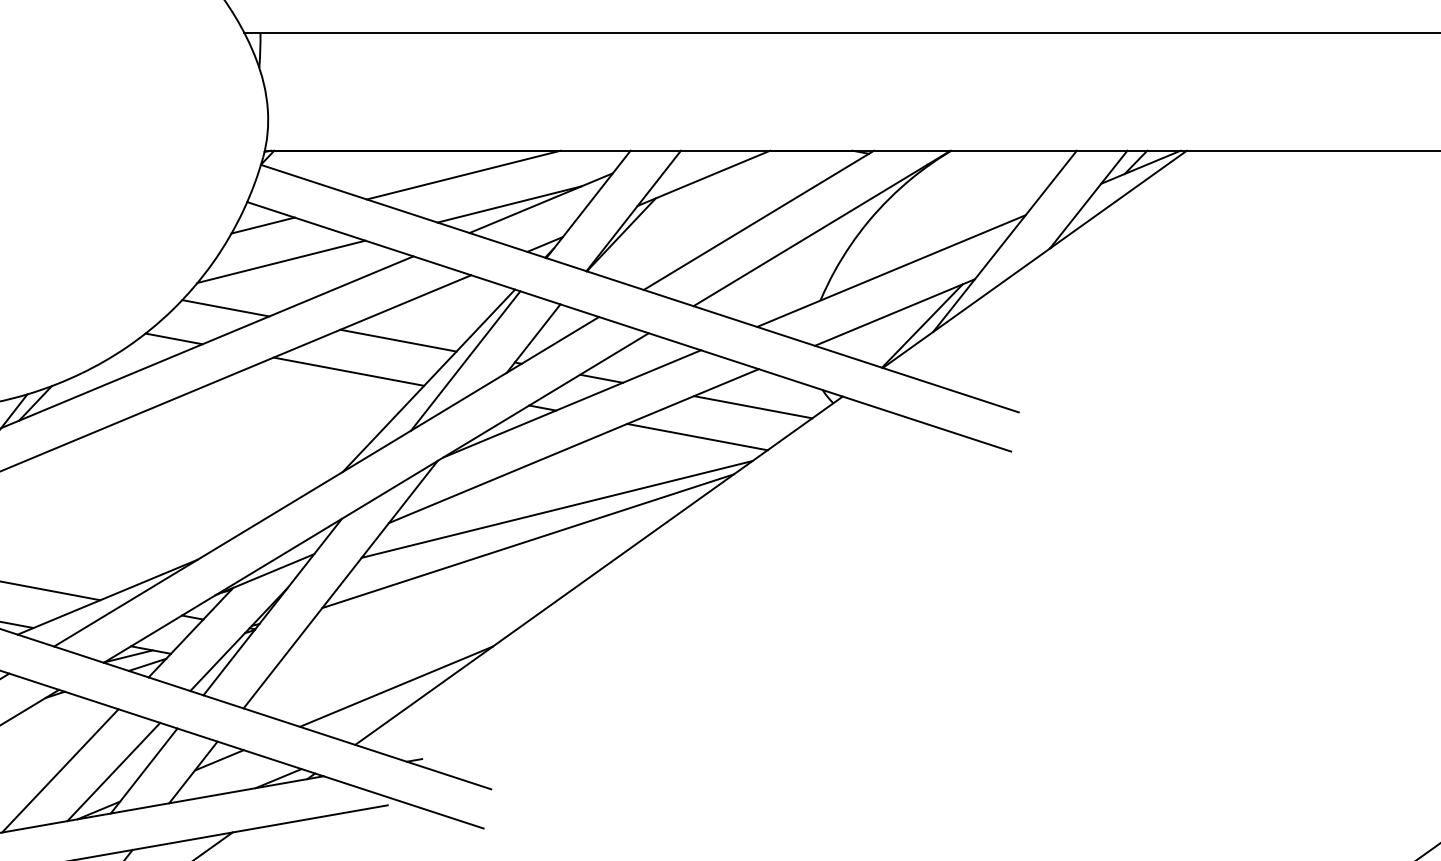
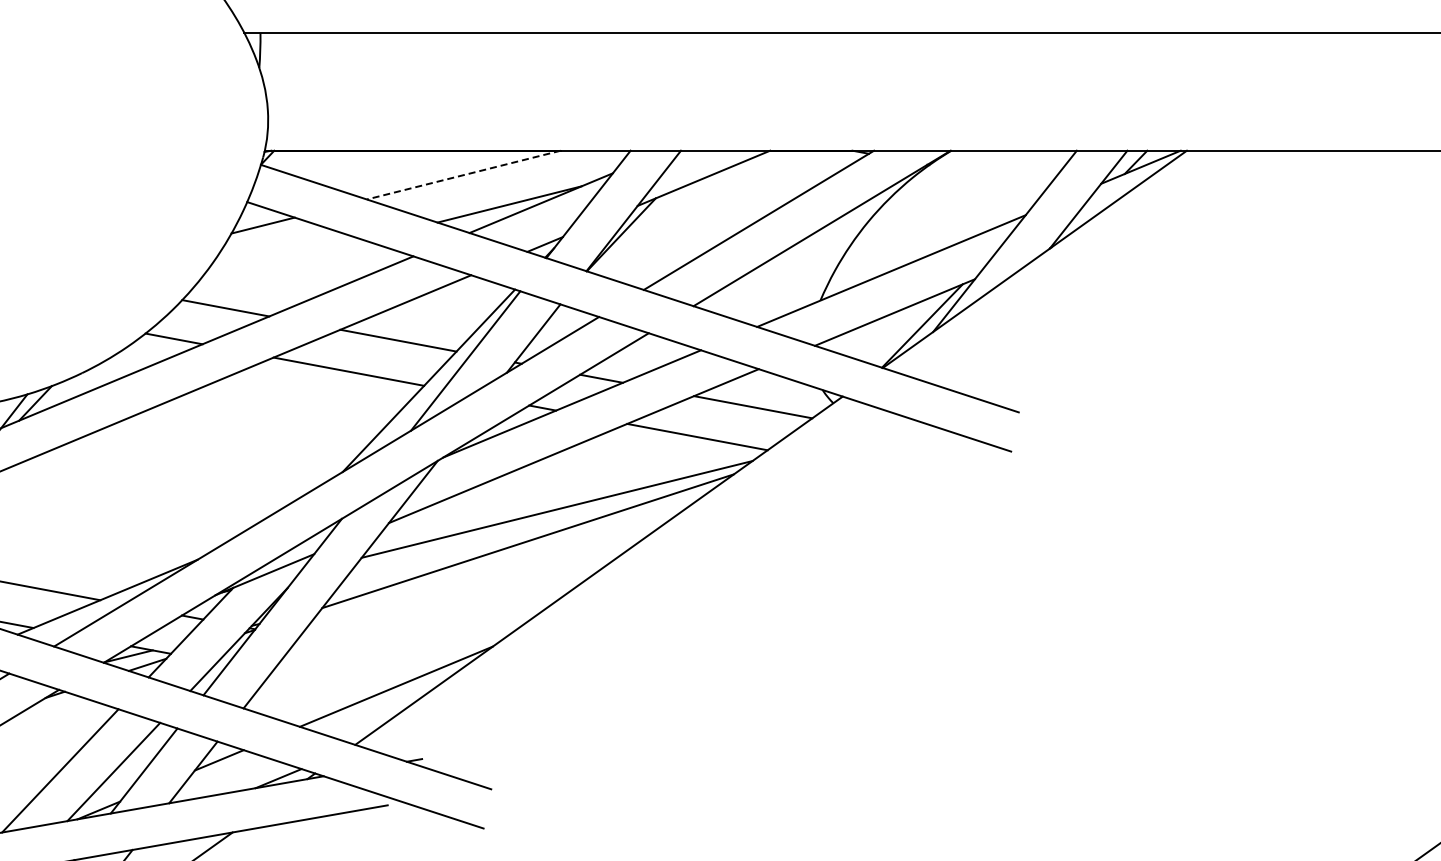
line: solid -> dashed (463, 175)
line: present -> none (281, 261)
